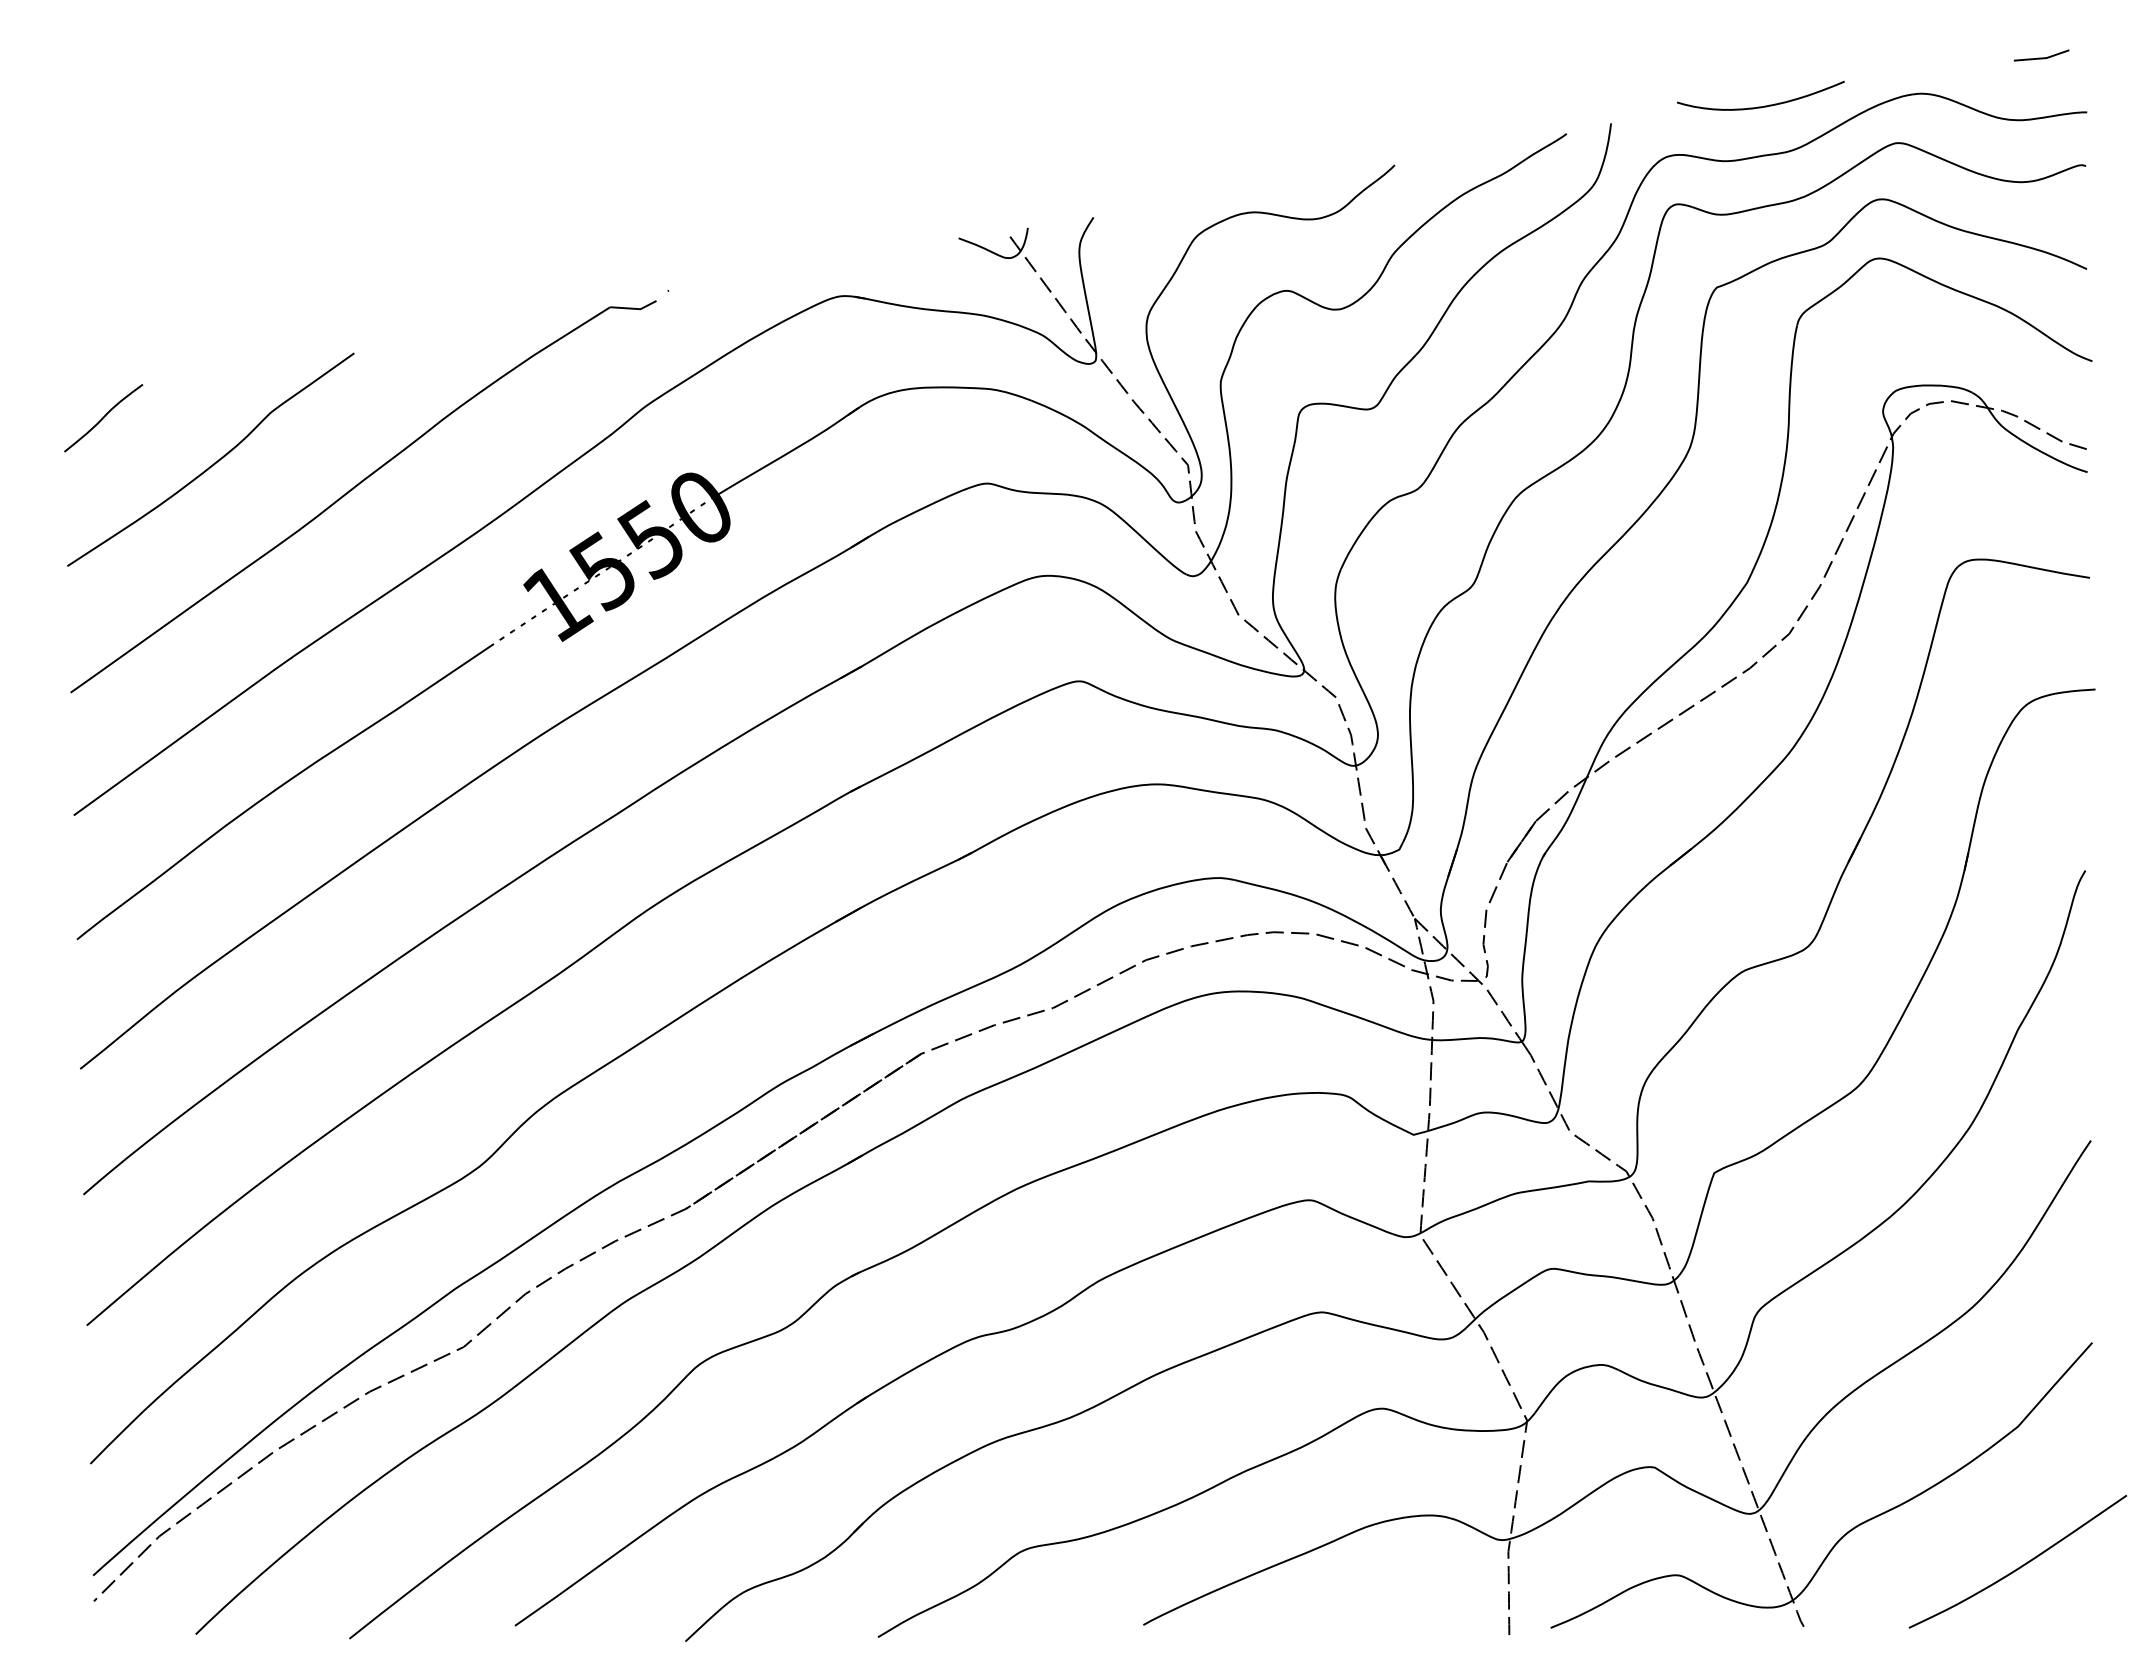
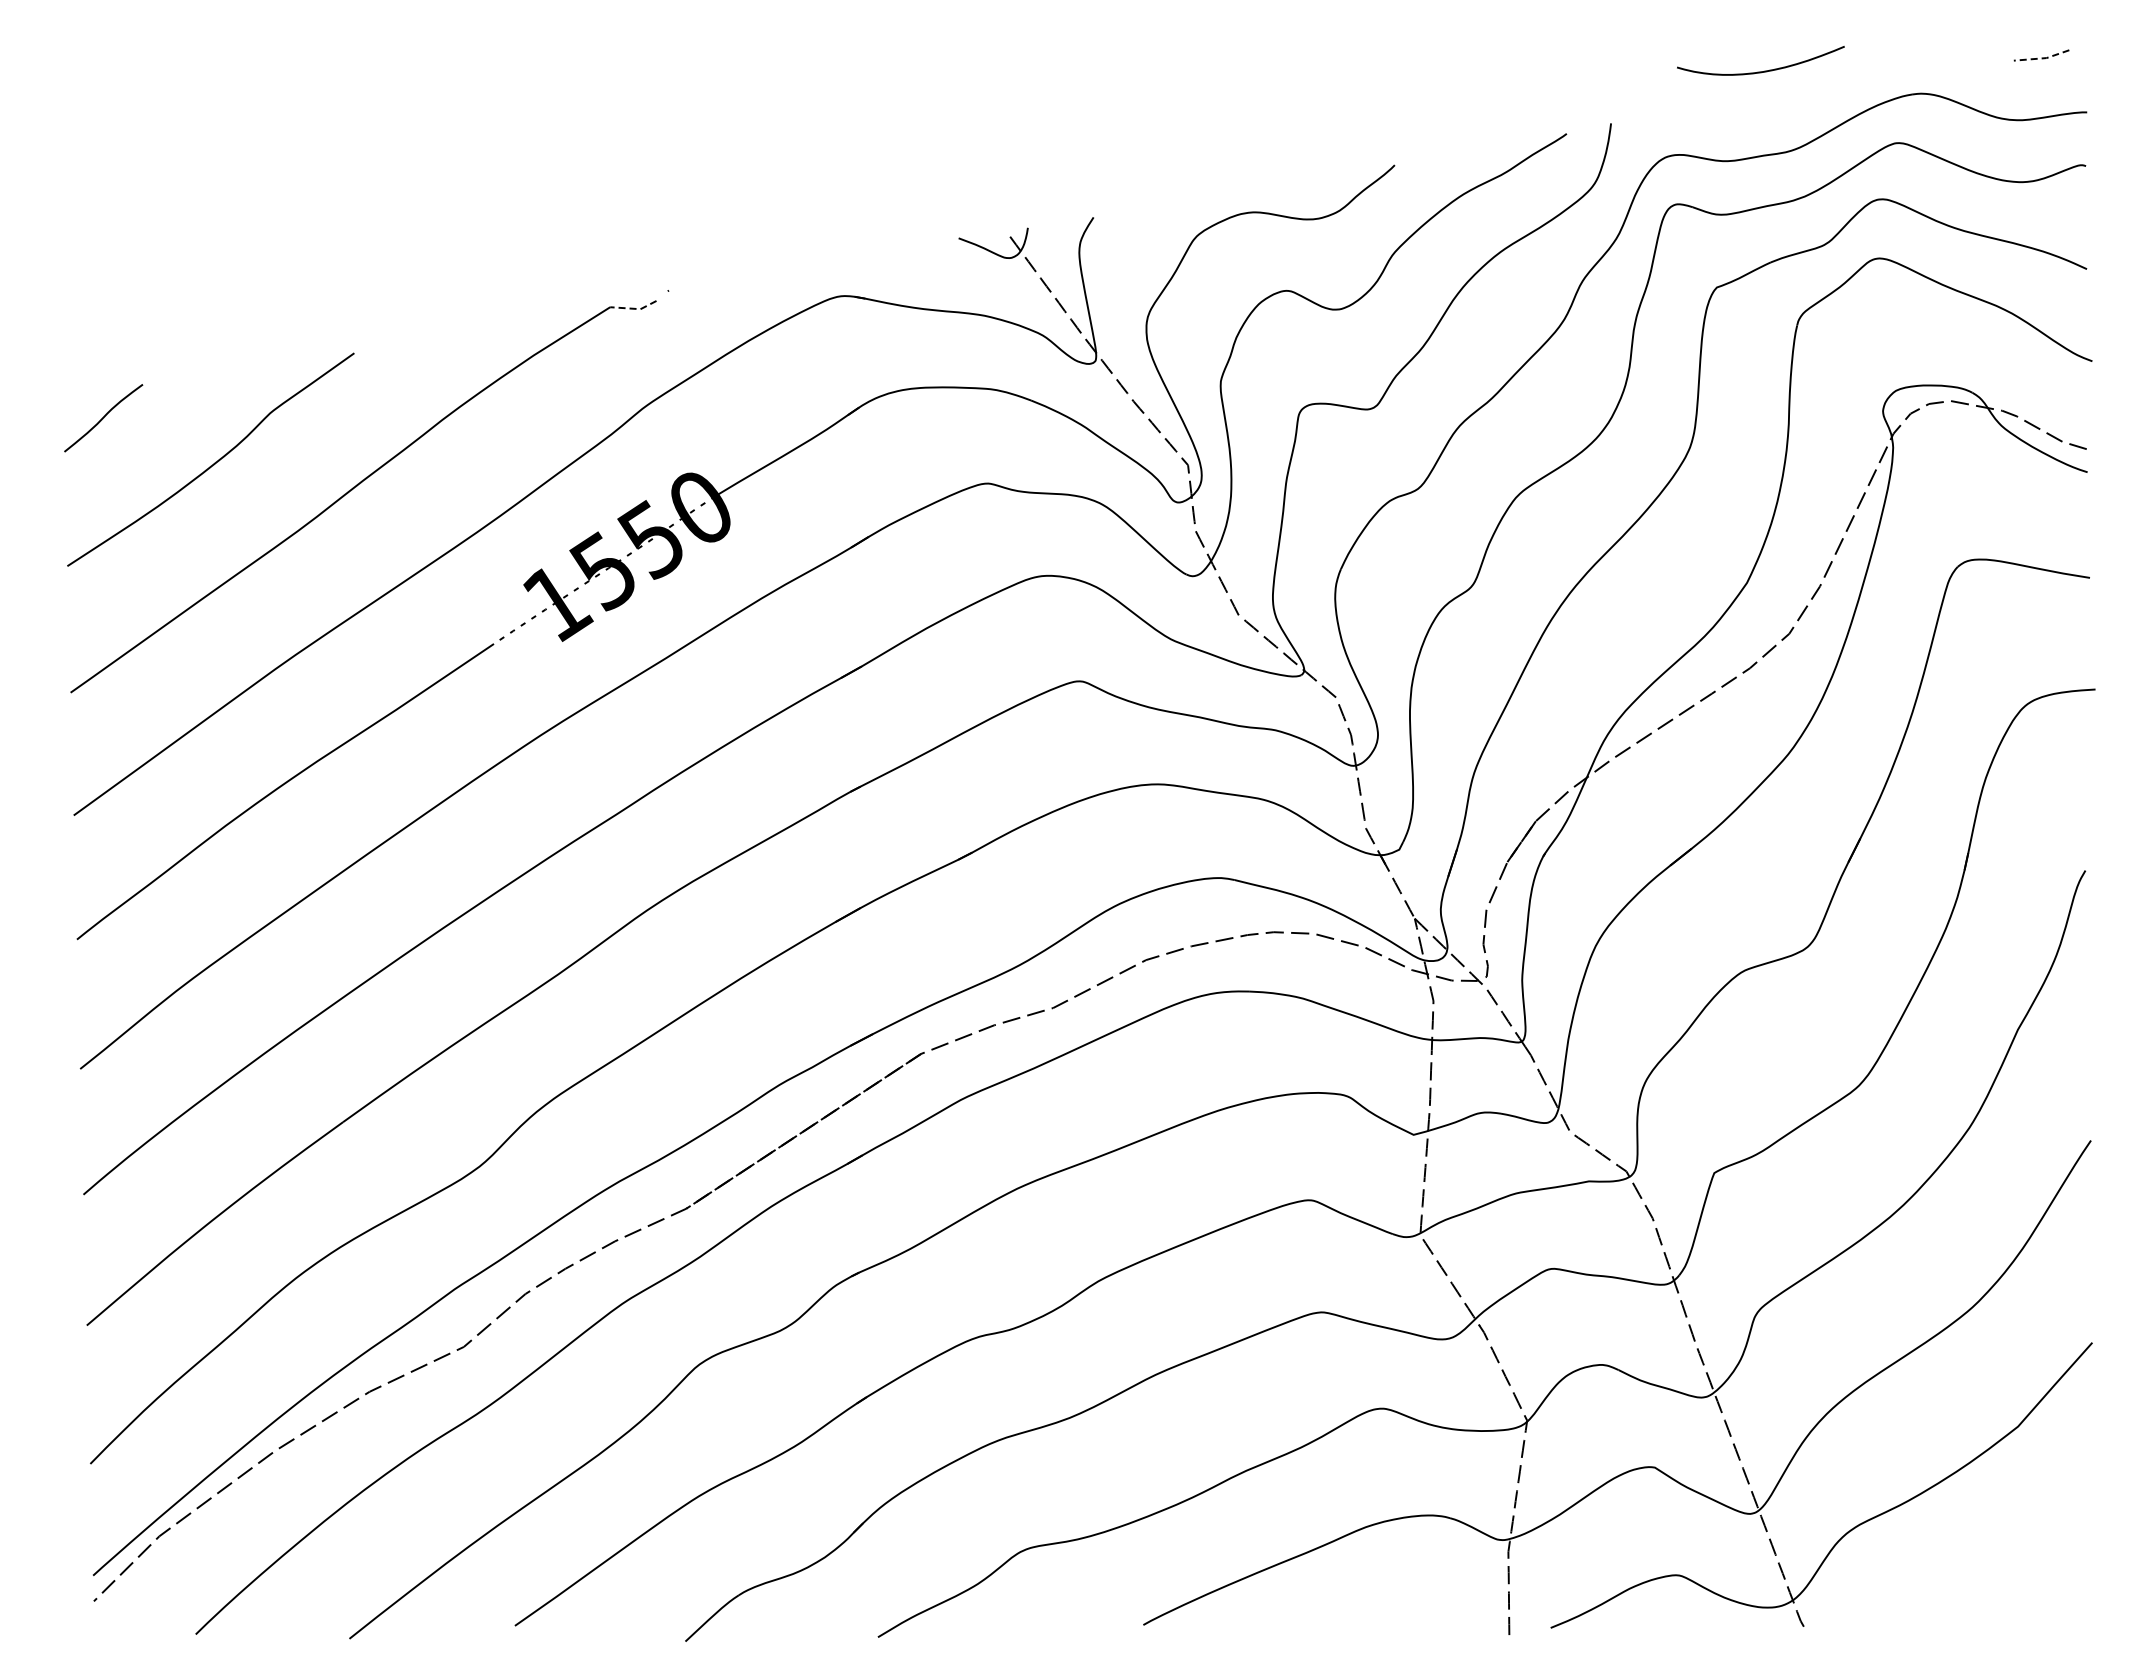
line: solid -> dashed (2042, 58)
curve position: (1764, 105) -> (1764, 70) (1764, 70)
line: solid -> dashed (634, 308)
curve: present -> none (2019, 1566)
